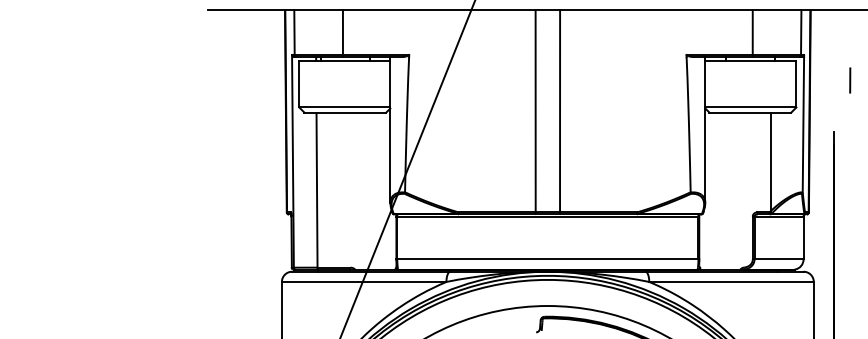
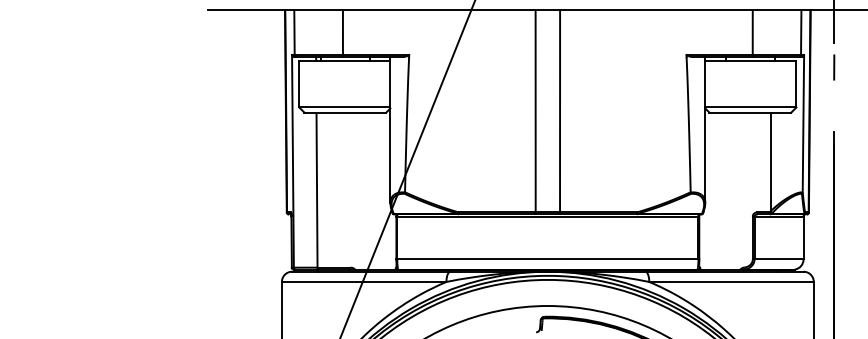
line: none -> present (834, 23)
line position: (850, 80) -> (834, 67) (834, 67)
